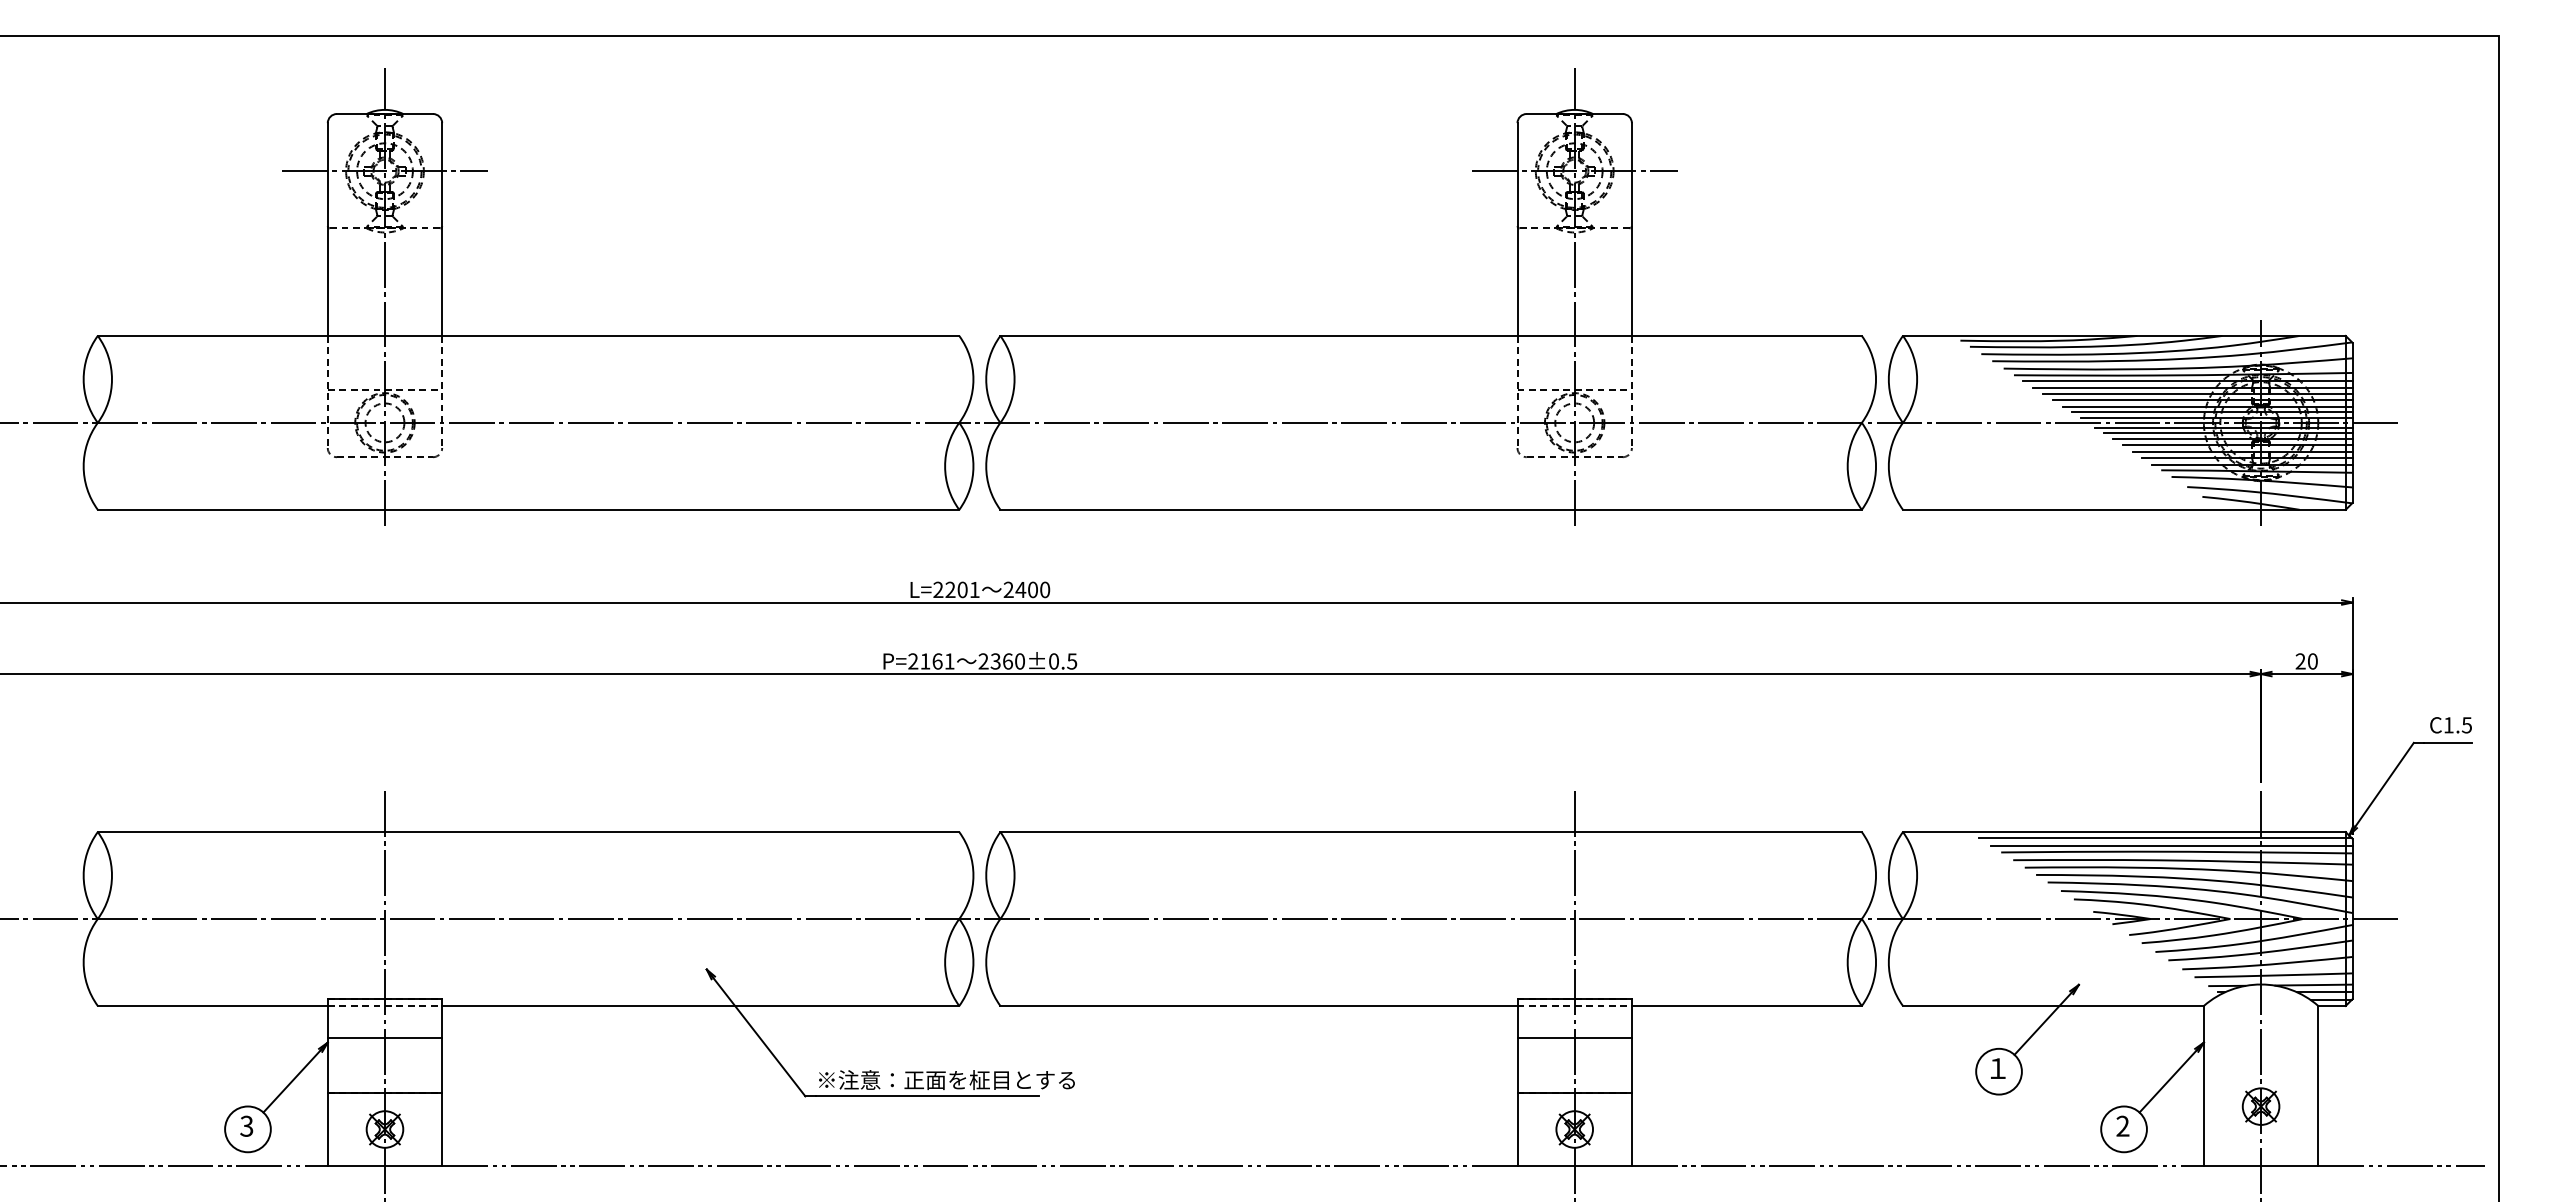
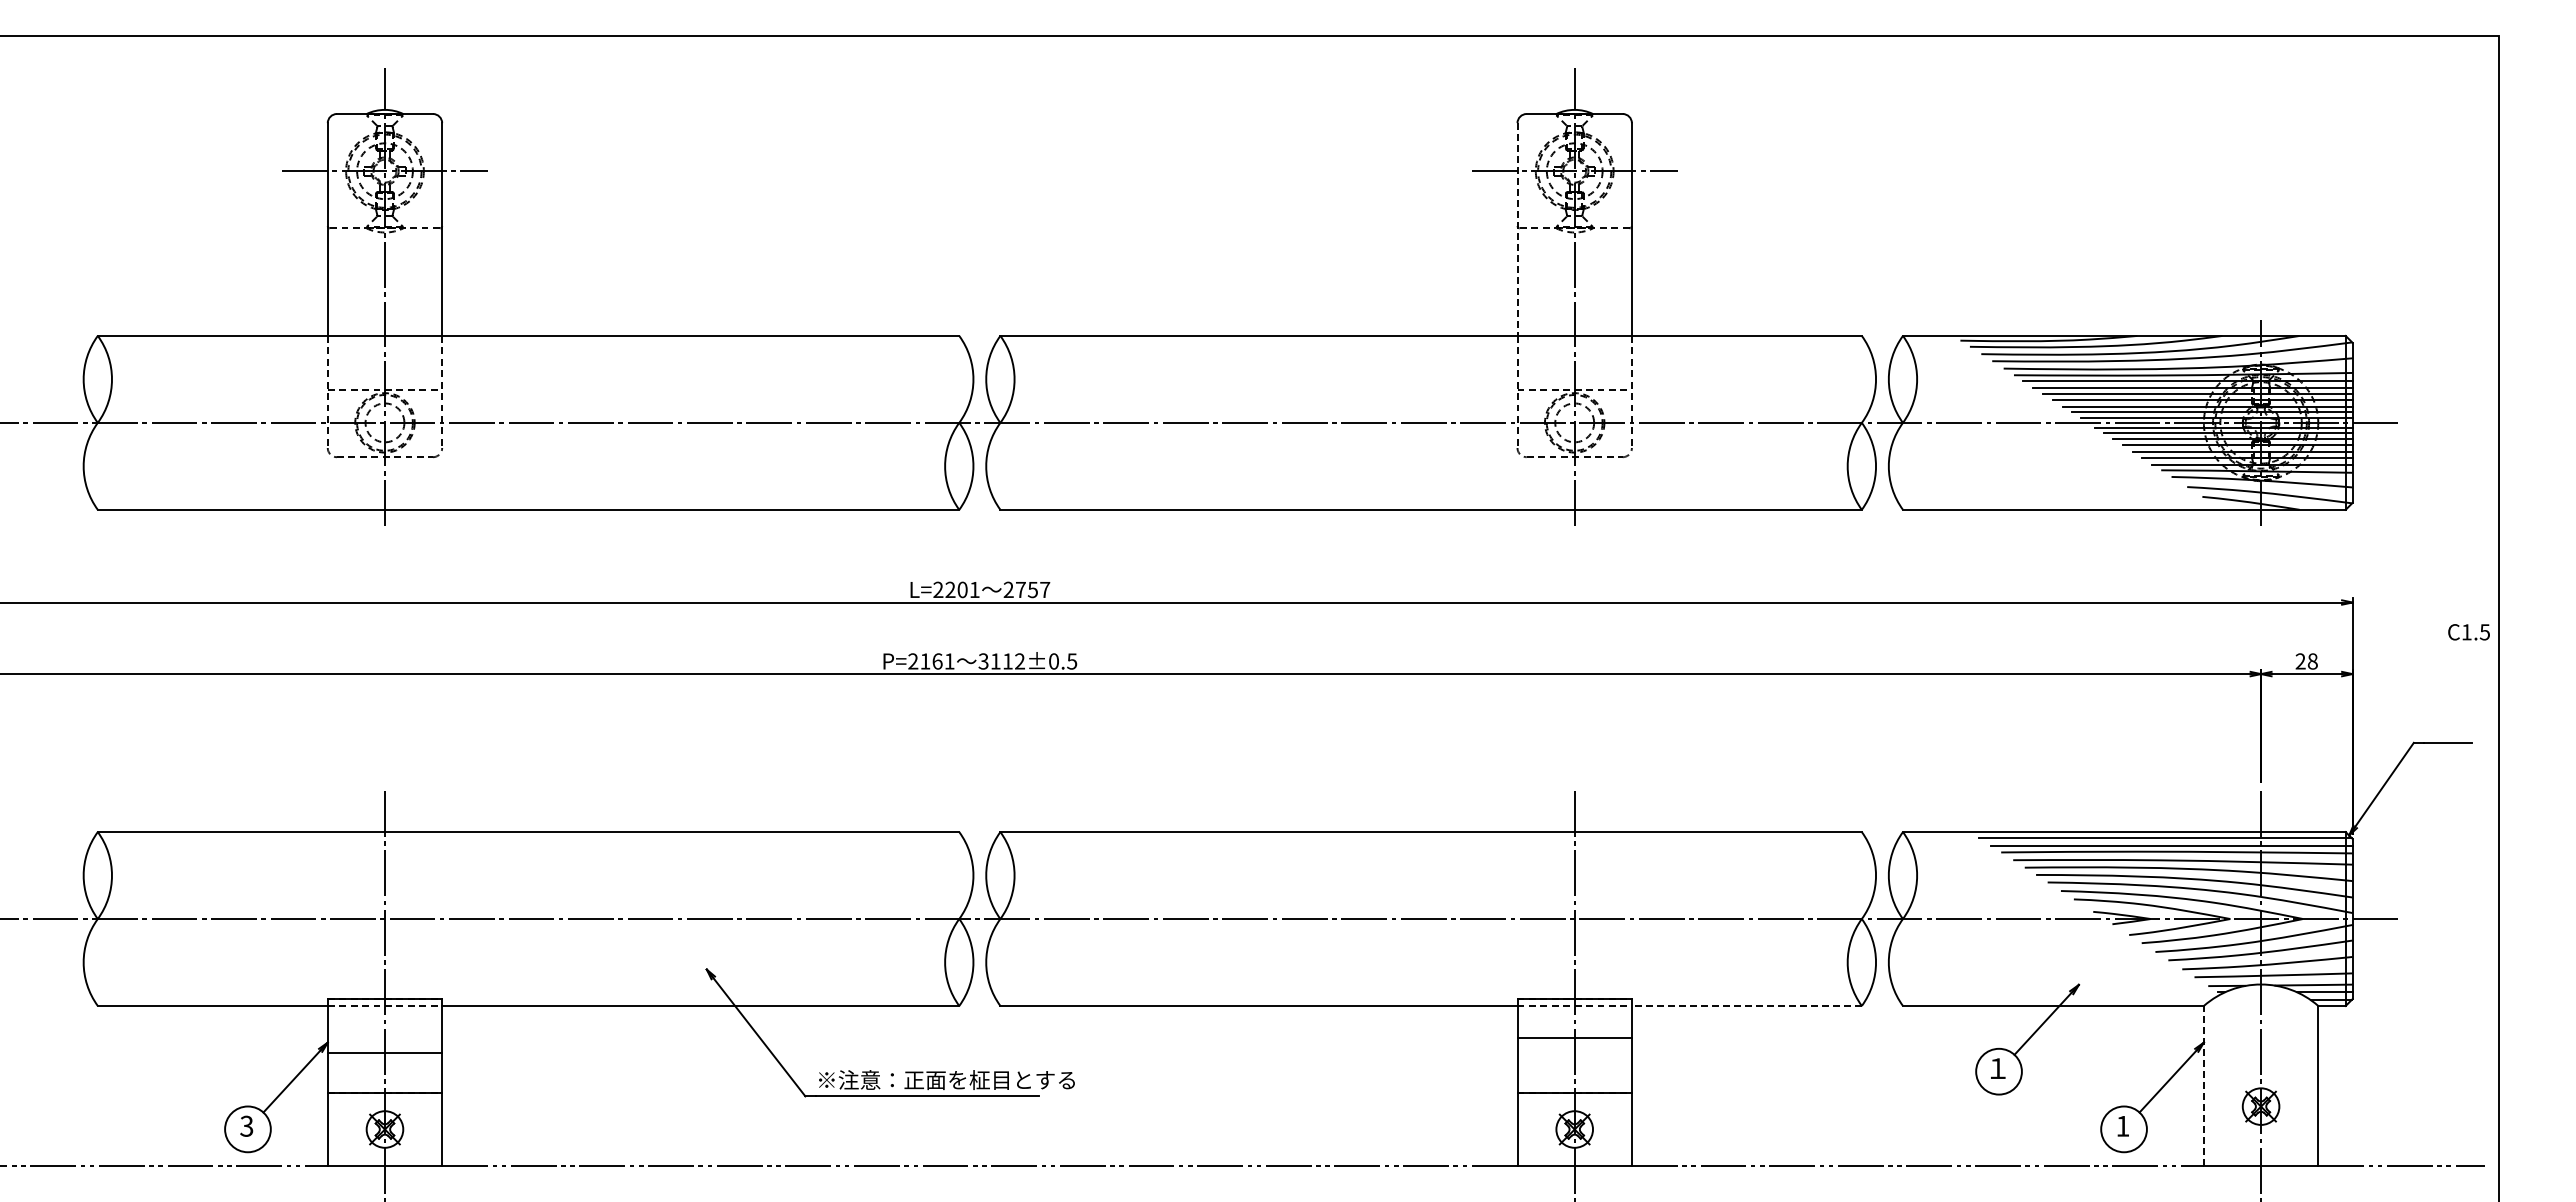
line: solid -> dashed (1517, 230)
text: 2400 -> 2757 (1032, 589)
text: 2360±0.5 -> 3112±0.5 (1001, 661)
text: 20 -> 28 (2312, 661)
text position: (2450, 725) -> (2468, 632) (2468, 632)
line: solid -> dashed (1746, 1005)
line position: (384, 1038) -> (384, 1053) (384, 1053)
line: solid -> dashed (2203, 1085)
text: 2 -> 1 (2122, 1125)
